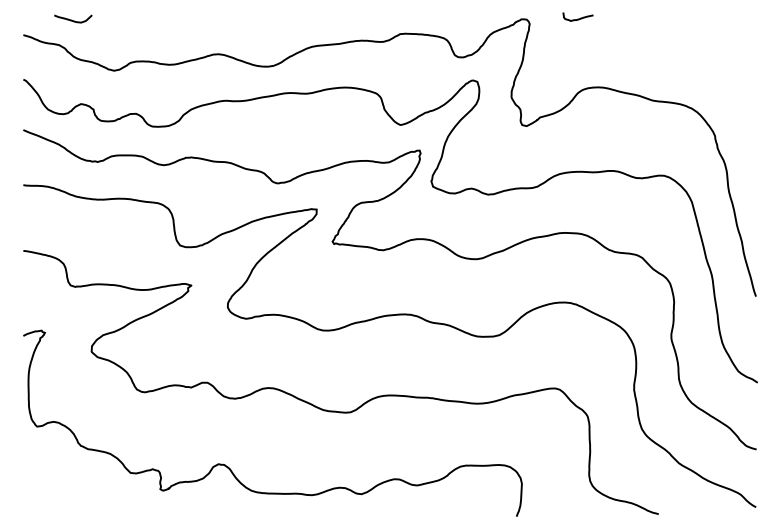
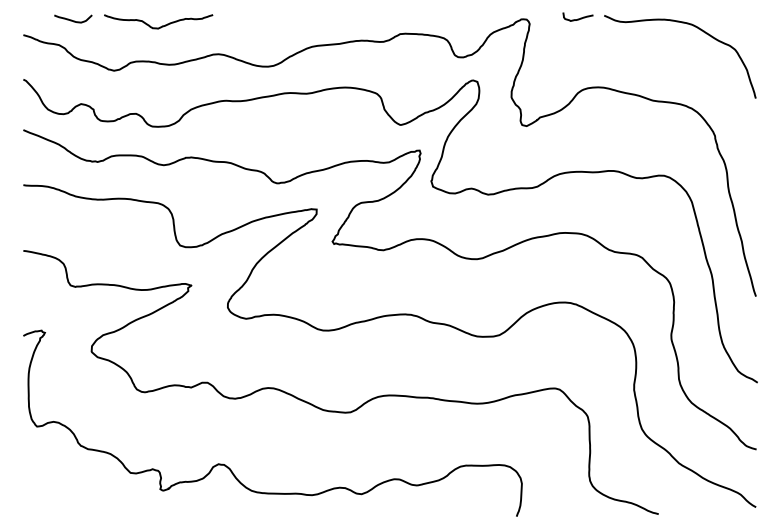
curve: none -> present (160, 26)
curve: none -> present (698, 29)
